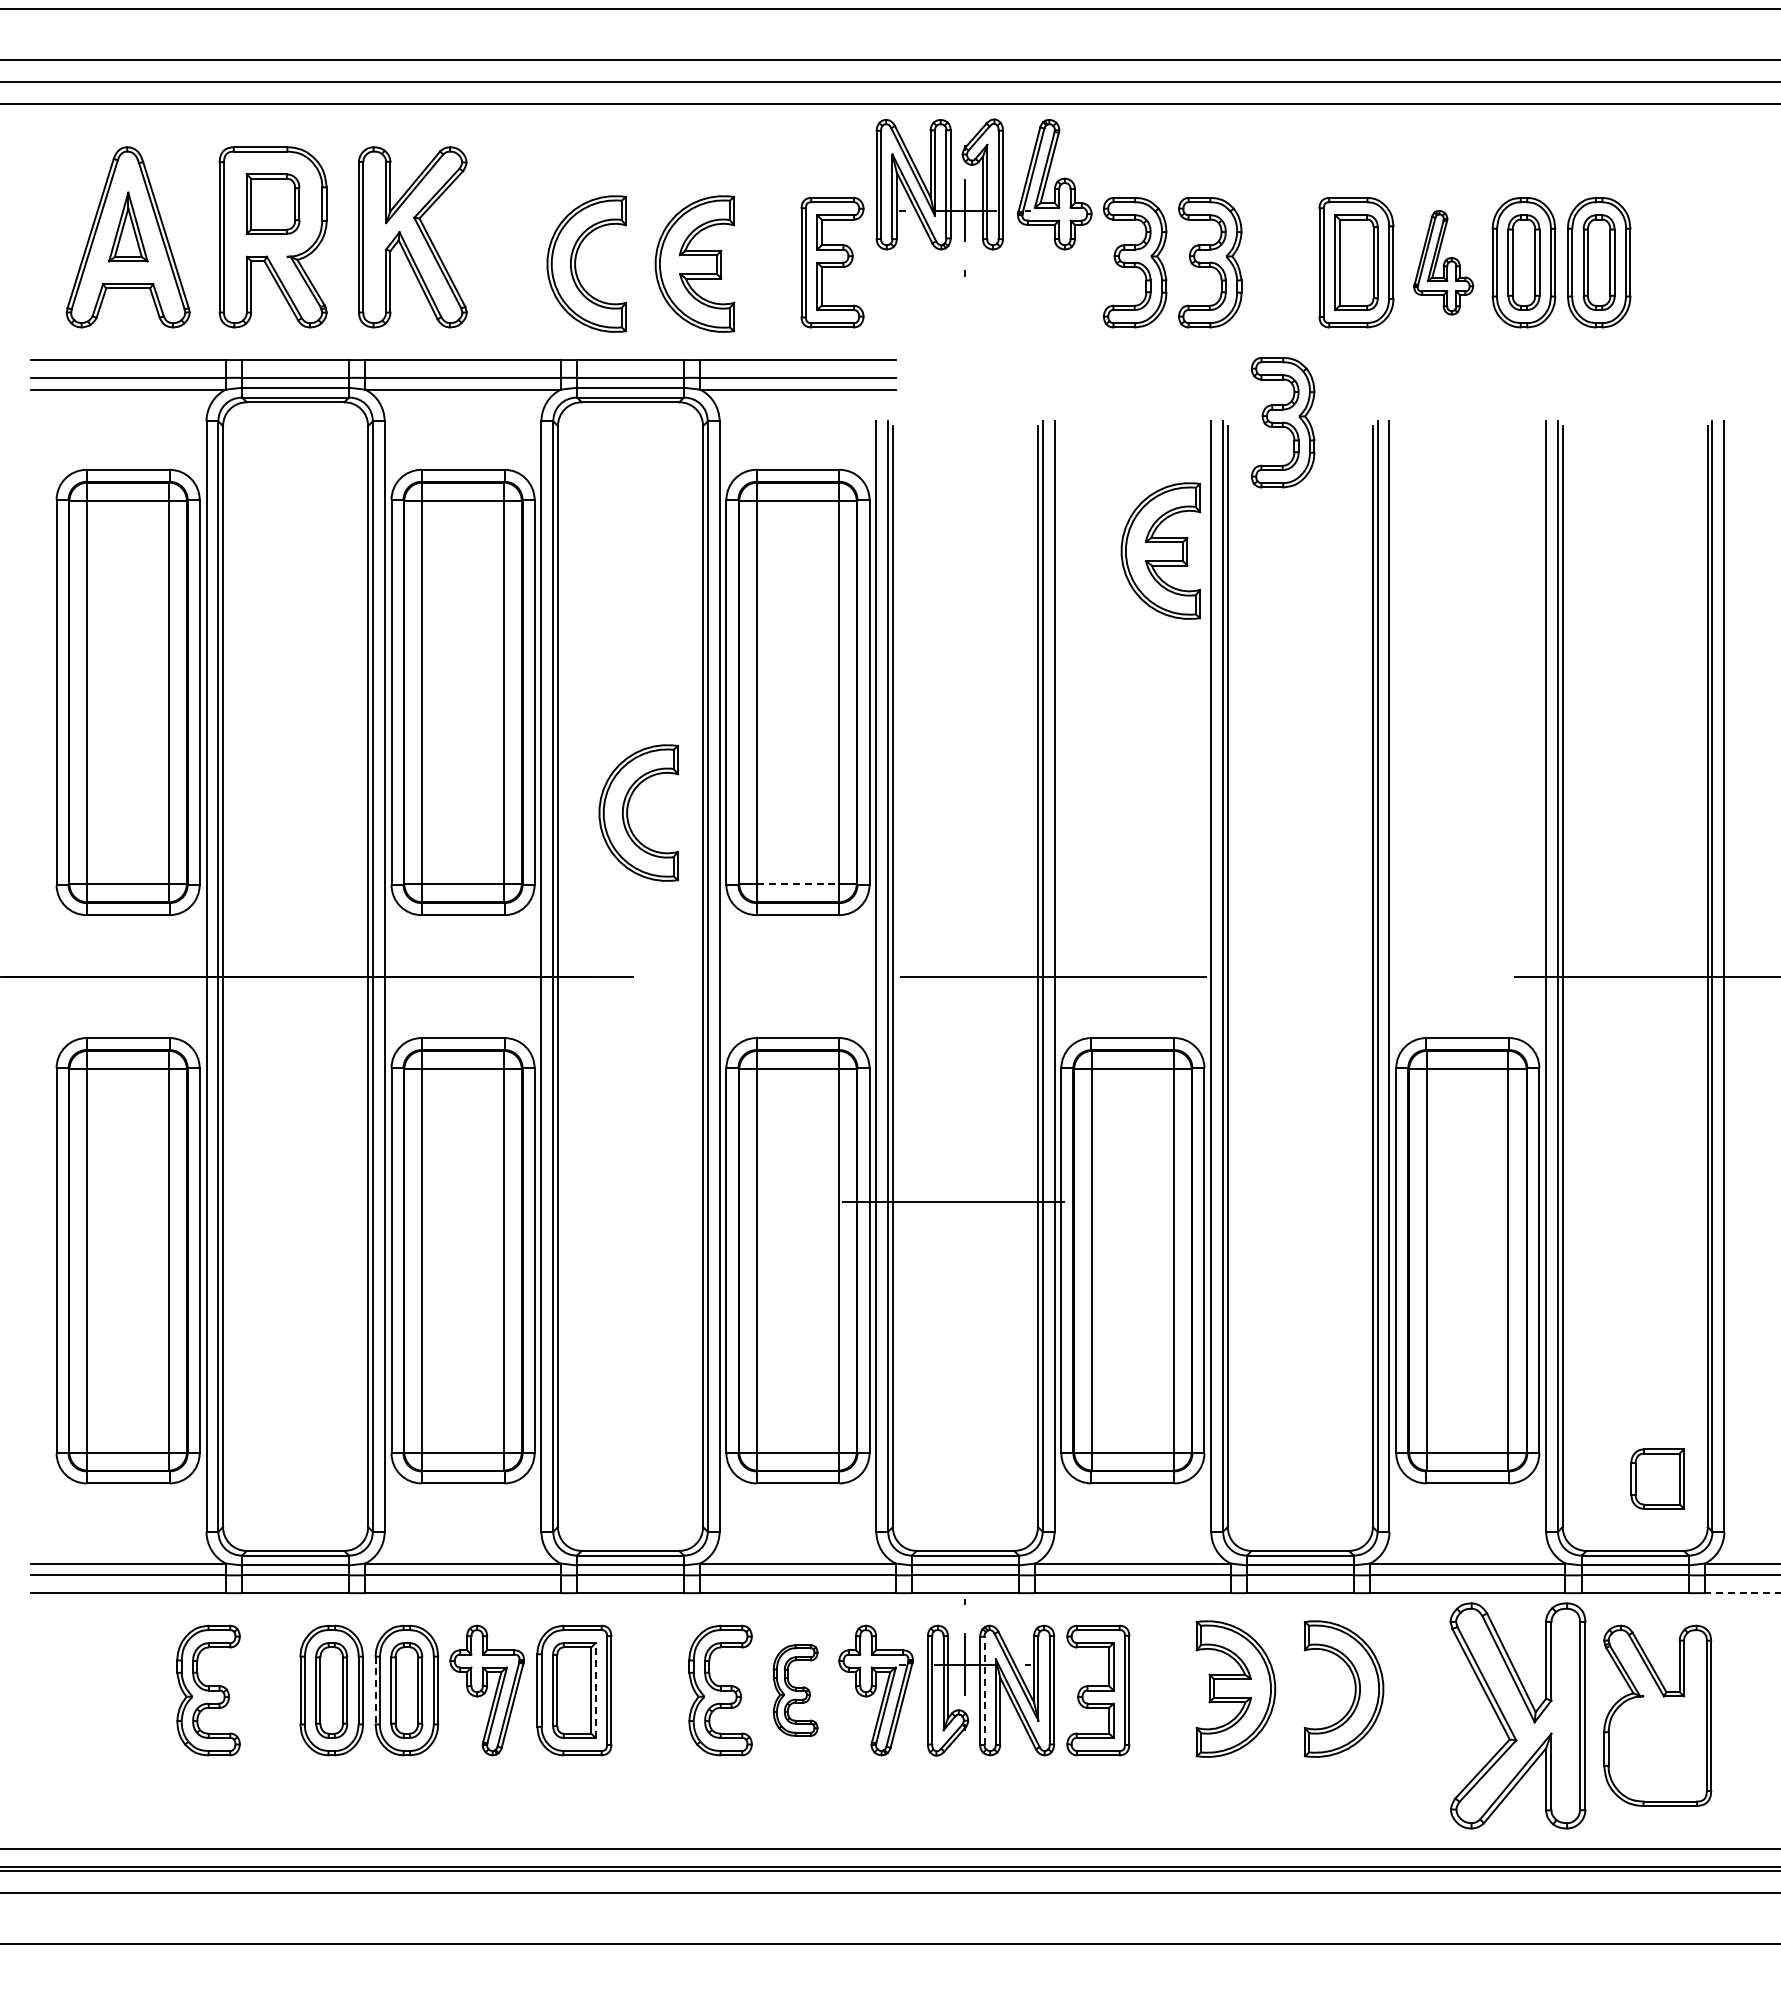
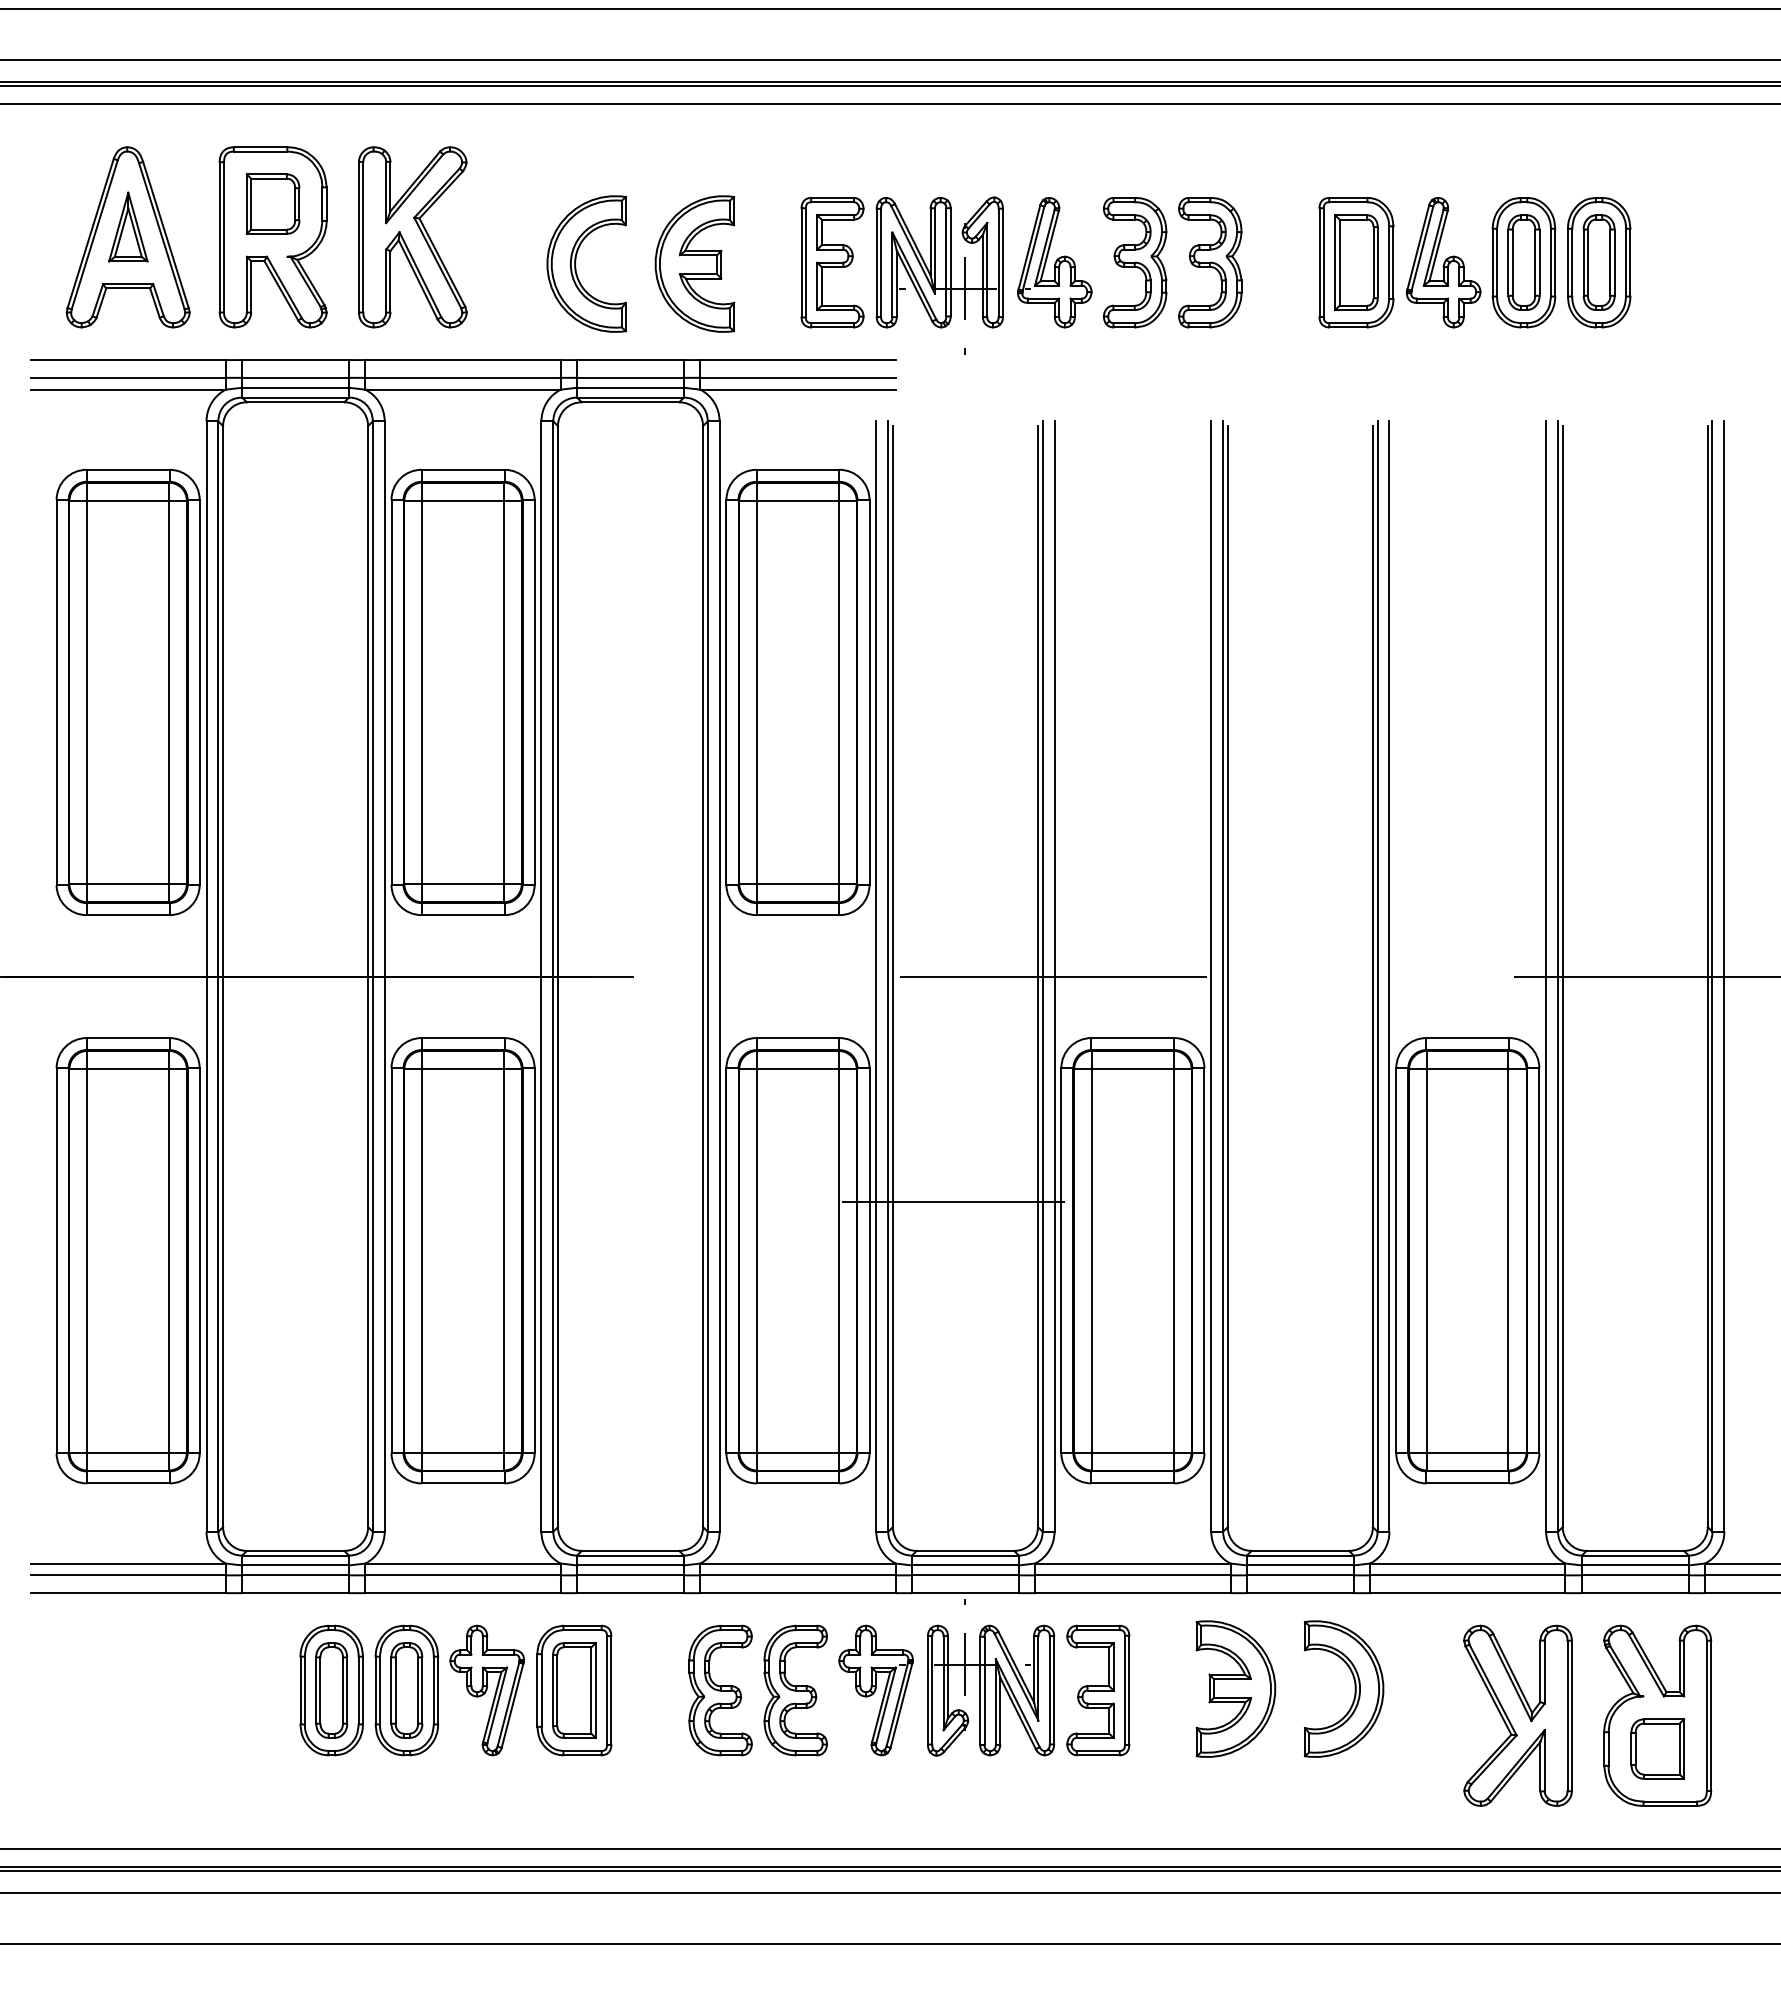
line: none -> present (889, 85)
part position: (983, 197) -> (983, 275) (983, 275)
part size: 62x106 px -> 76x132 px (1443, 262)
part: present -> none (1283, 422)
part: present -> none (1160, 550)
part: present -> none (628, 809)
line: dashed -> solid (797, 884)
part position: (1657, 1478) -> (1657, 1748) (1657, 1748)
line: dashed -> solid (1742, 1593)
part: present -> none (208, 1690)
line: dashed -> solid (375, 1690)
line: dashed -> solid (595, 1690)
part size: 47x93 px -> 65x133 px (795, 1690)
line: dashed -> solid (984, 1690)
part size: 138x228 px -> 110x183 px (1517, 1715)
